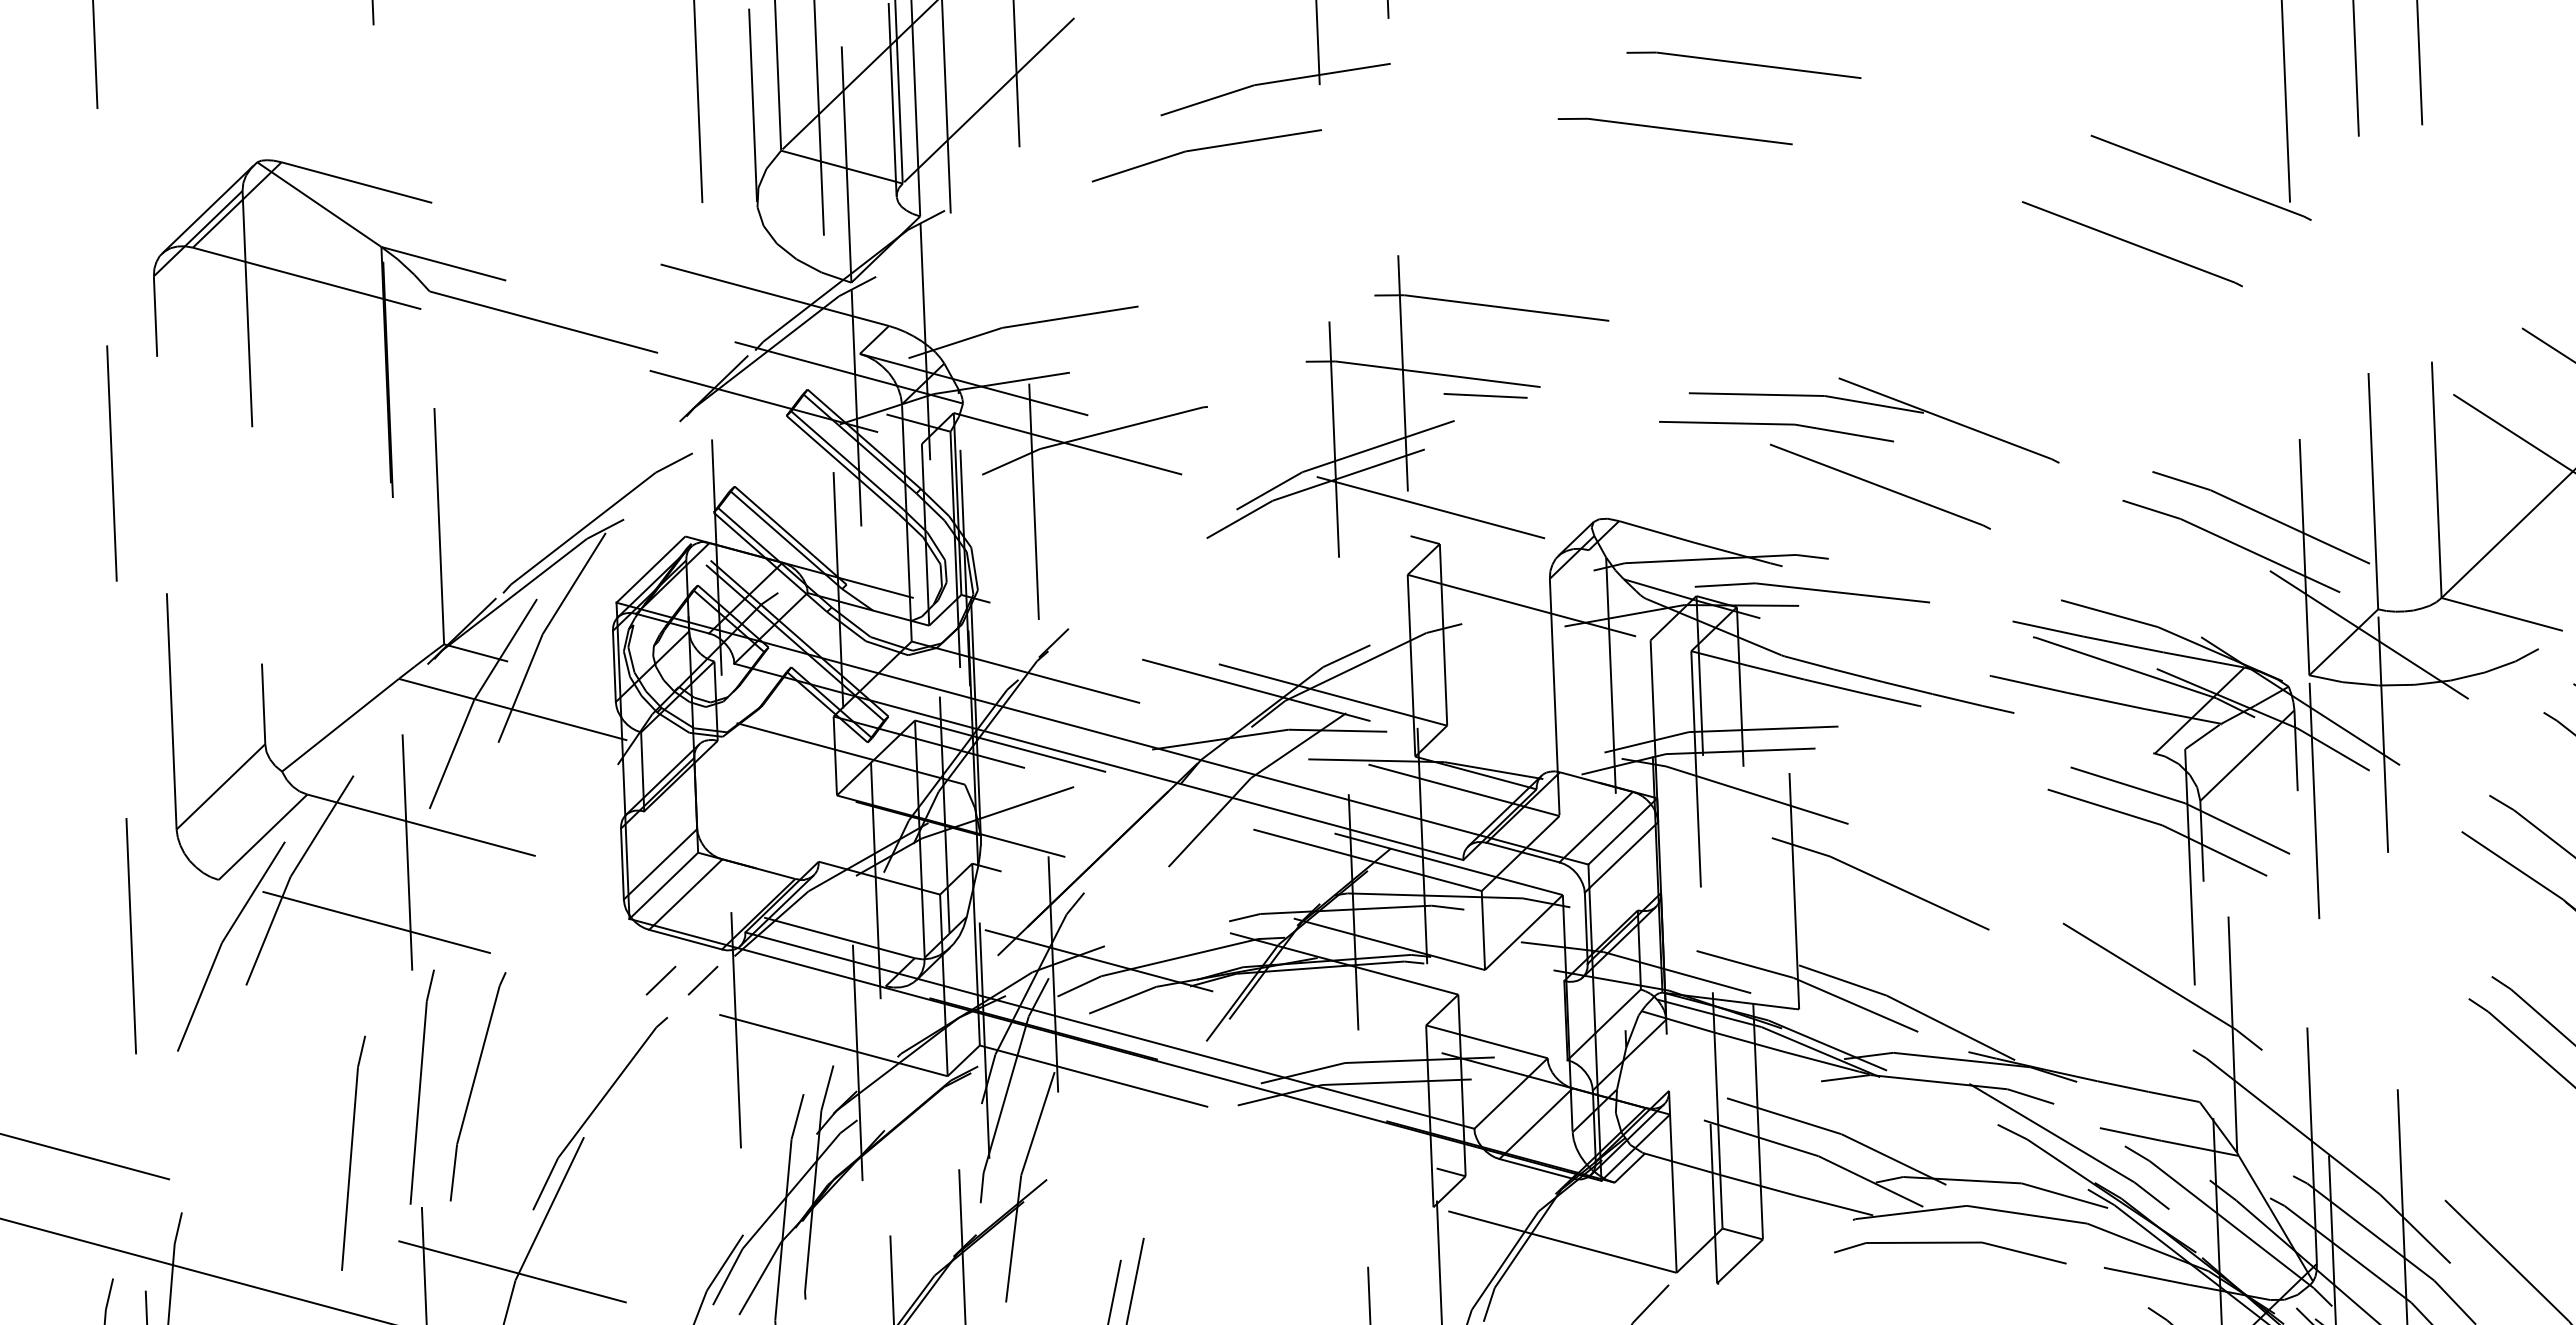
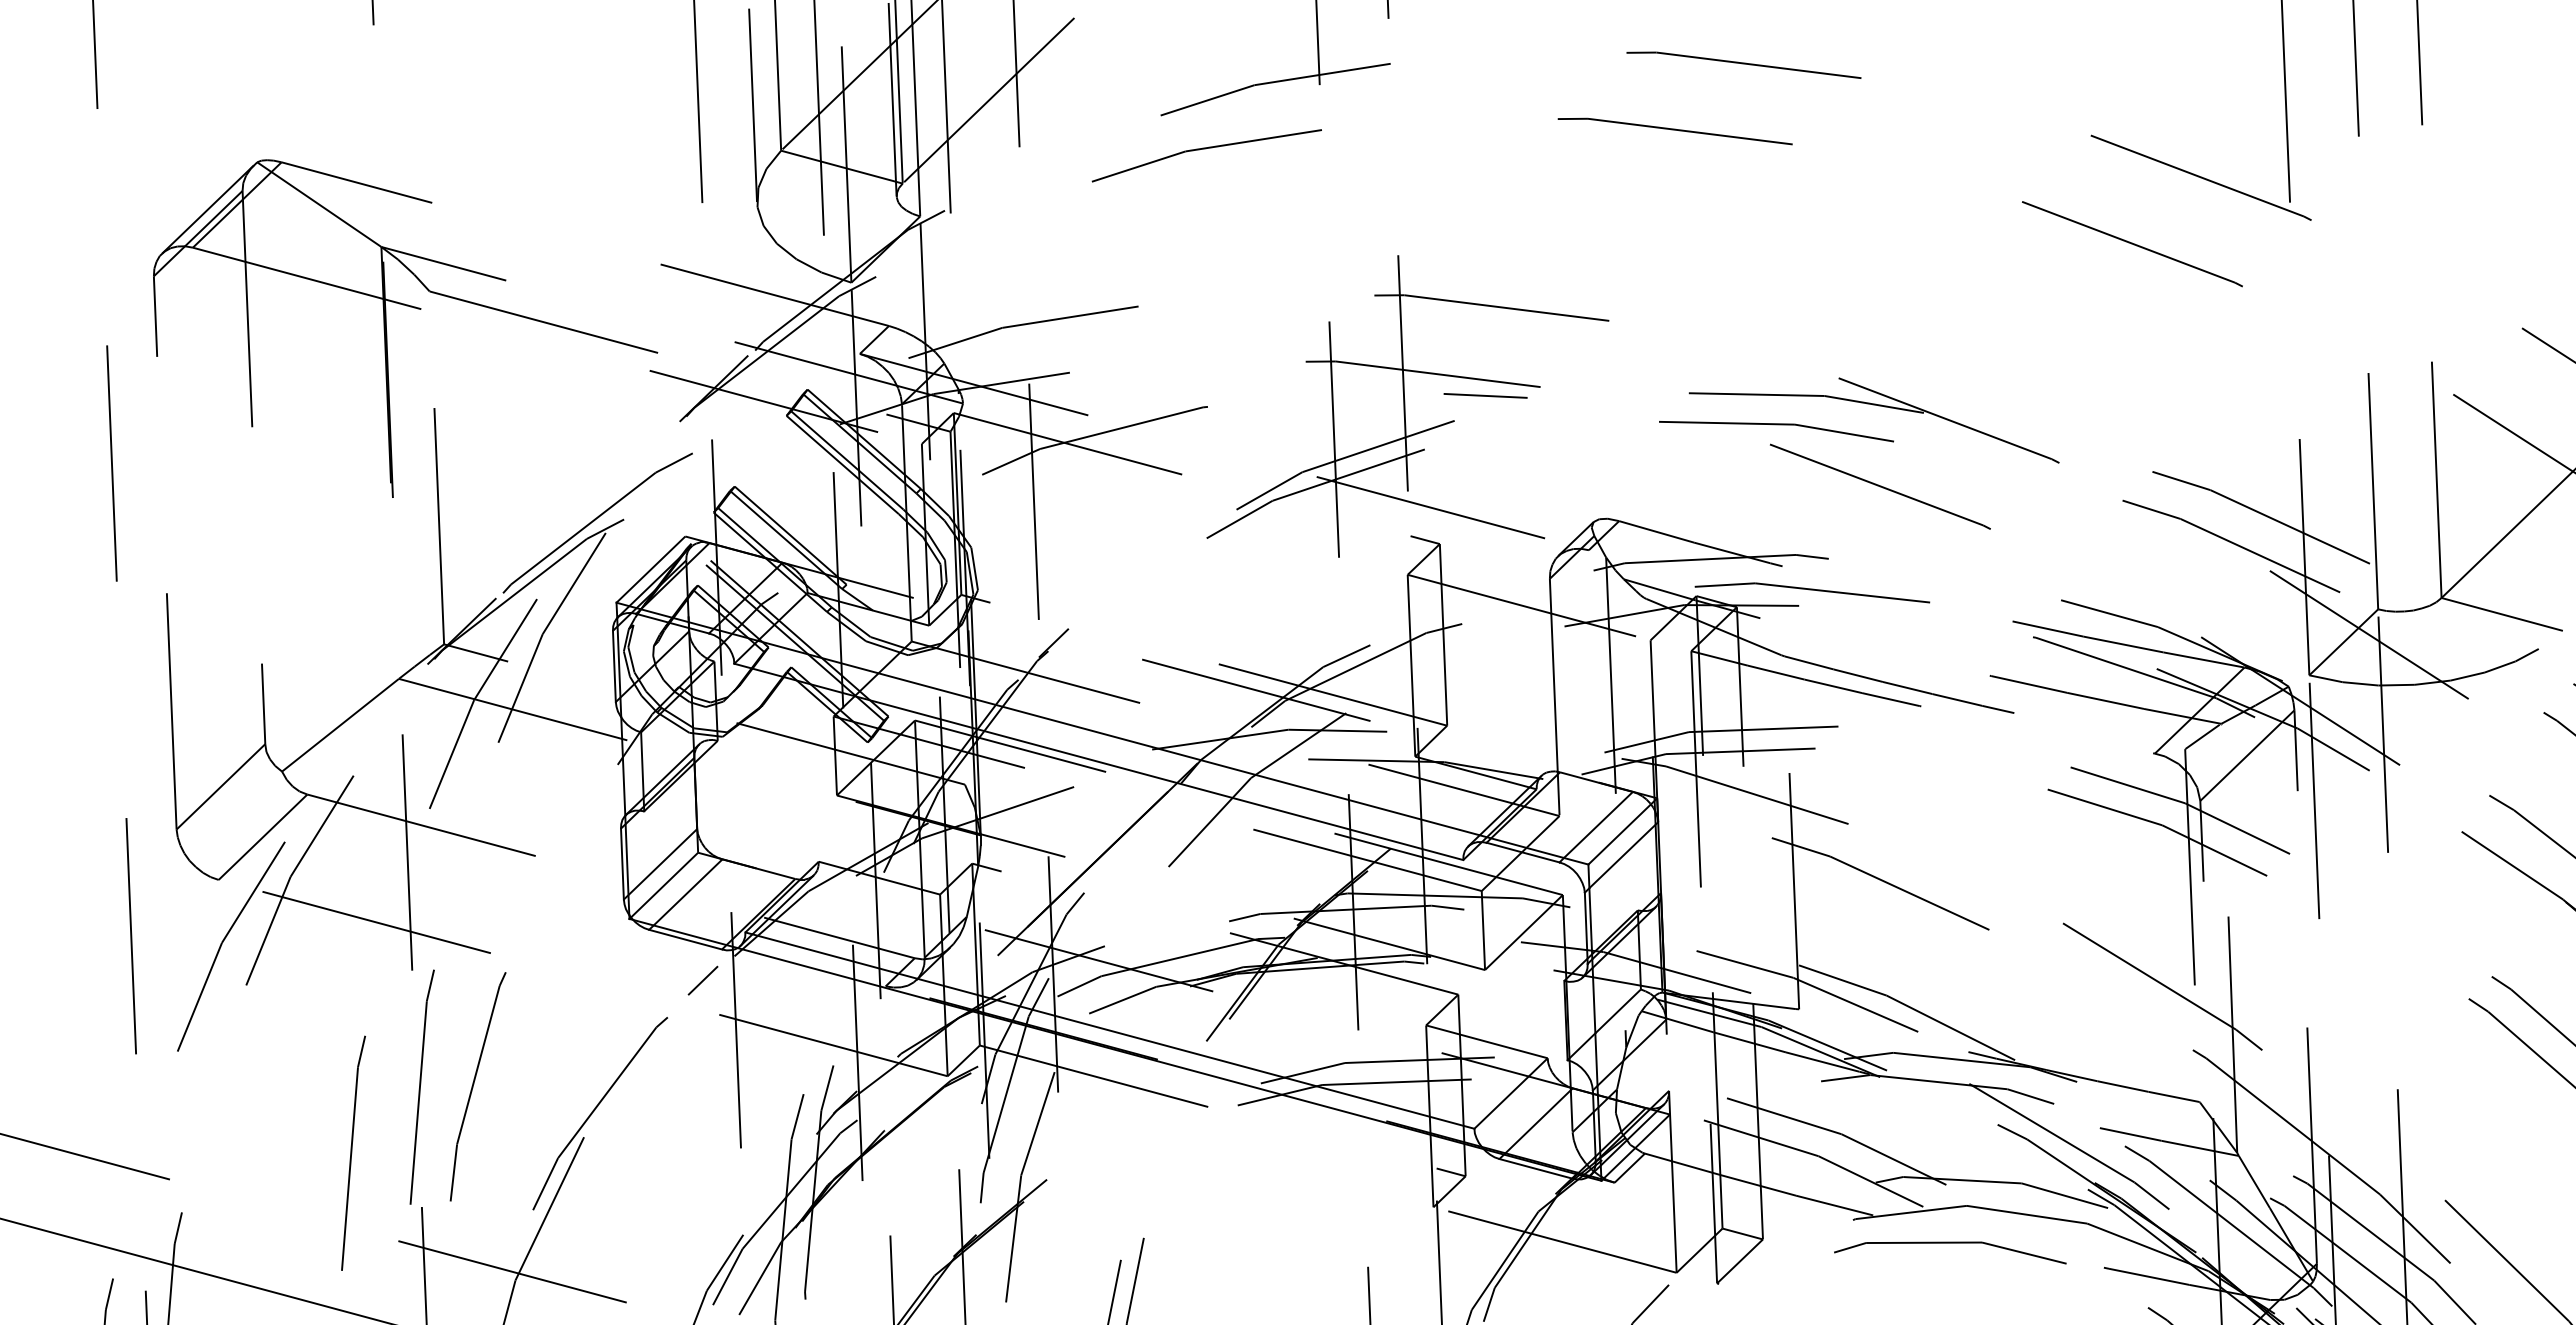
line: present -> none (660, 980)
